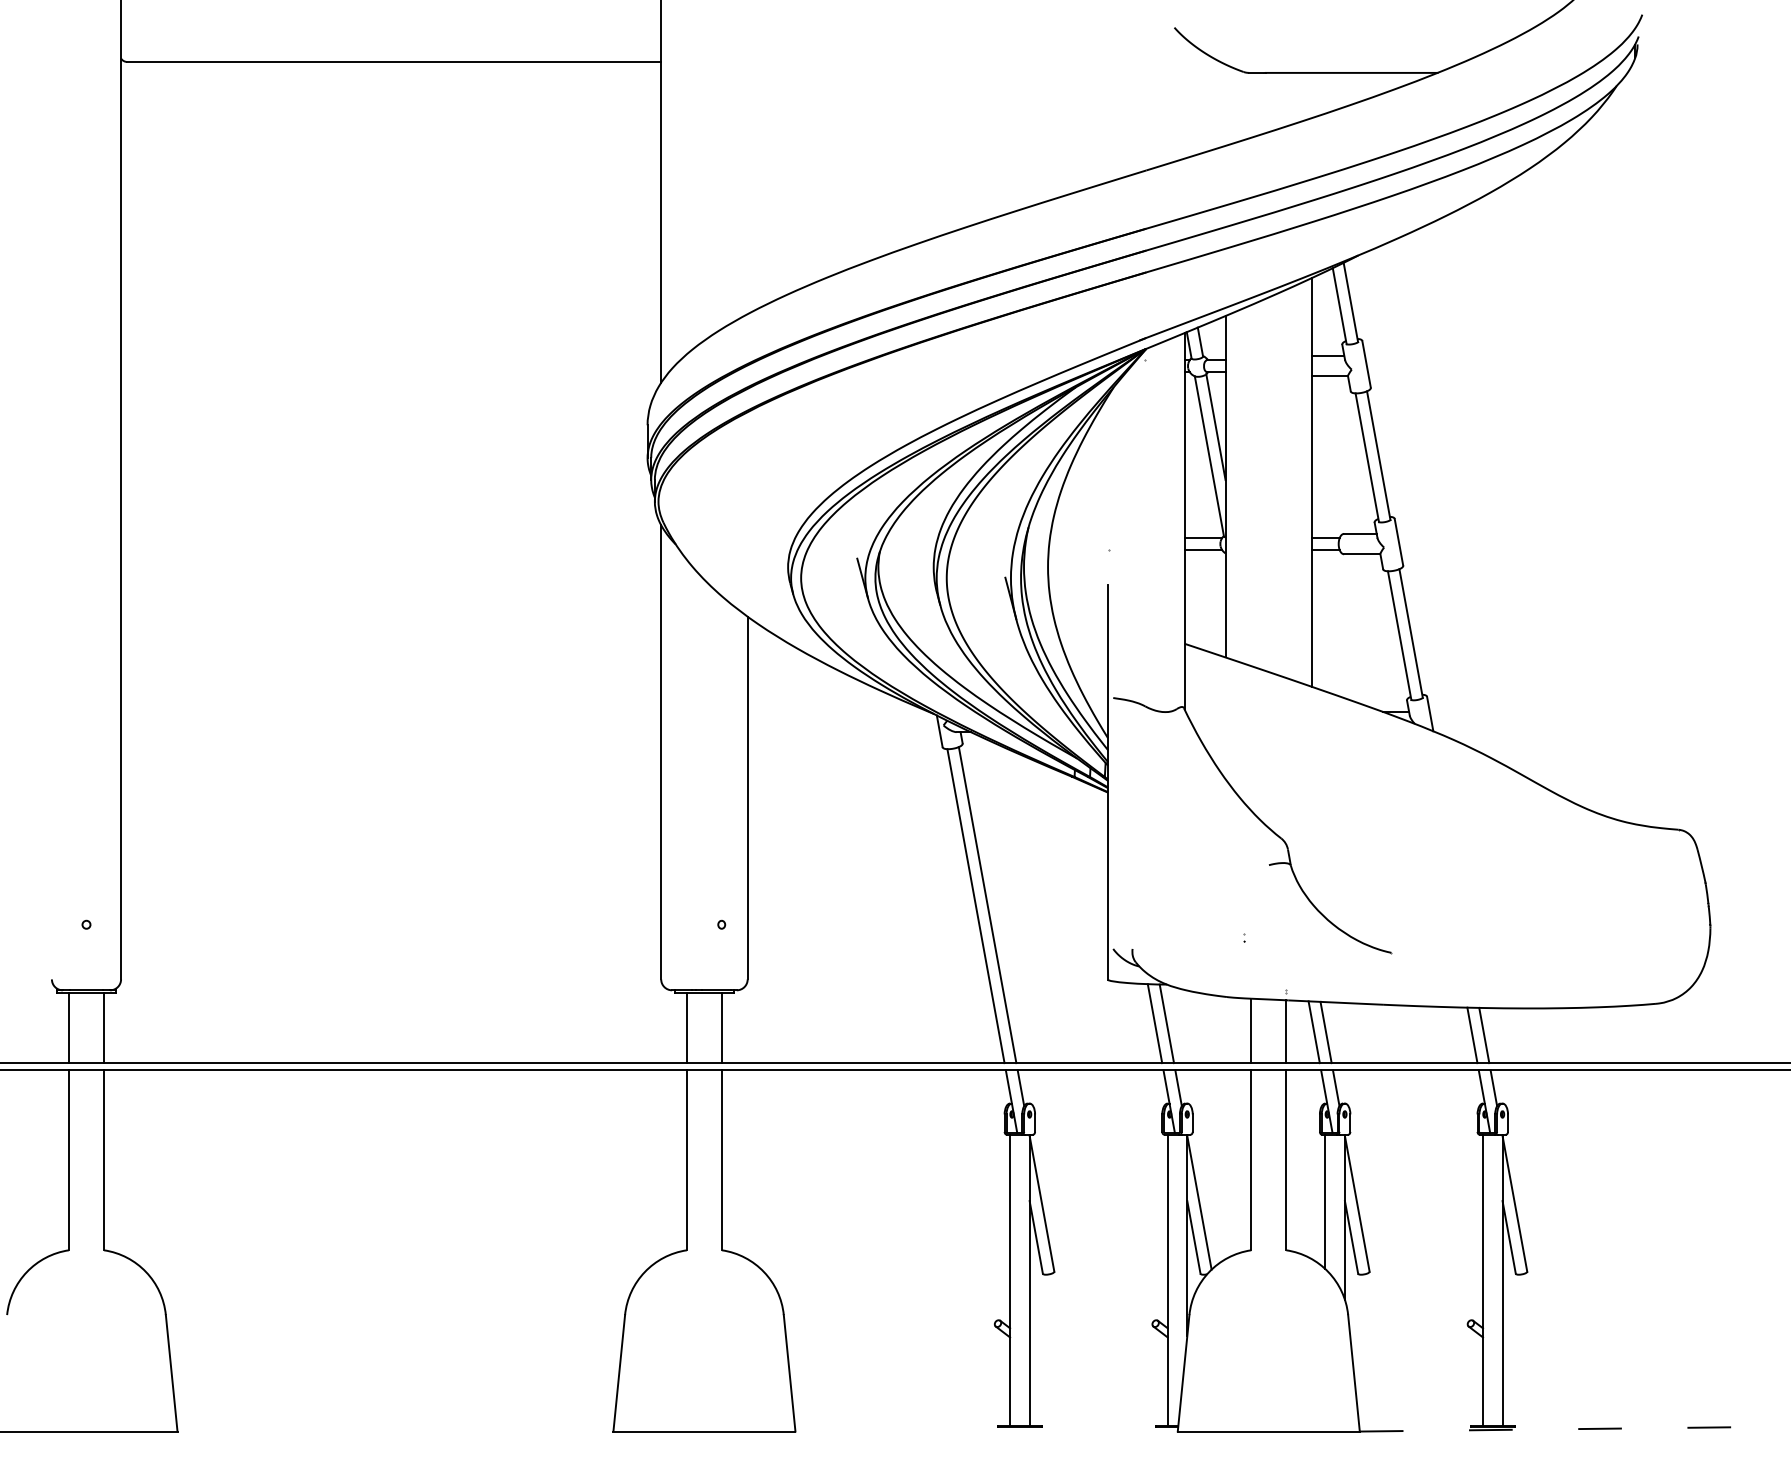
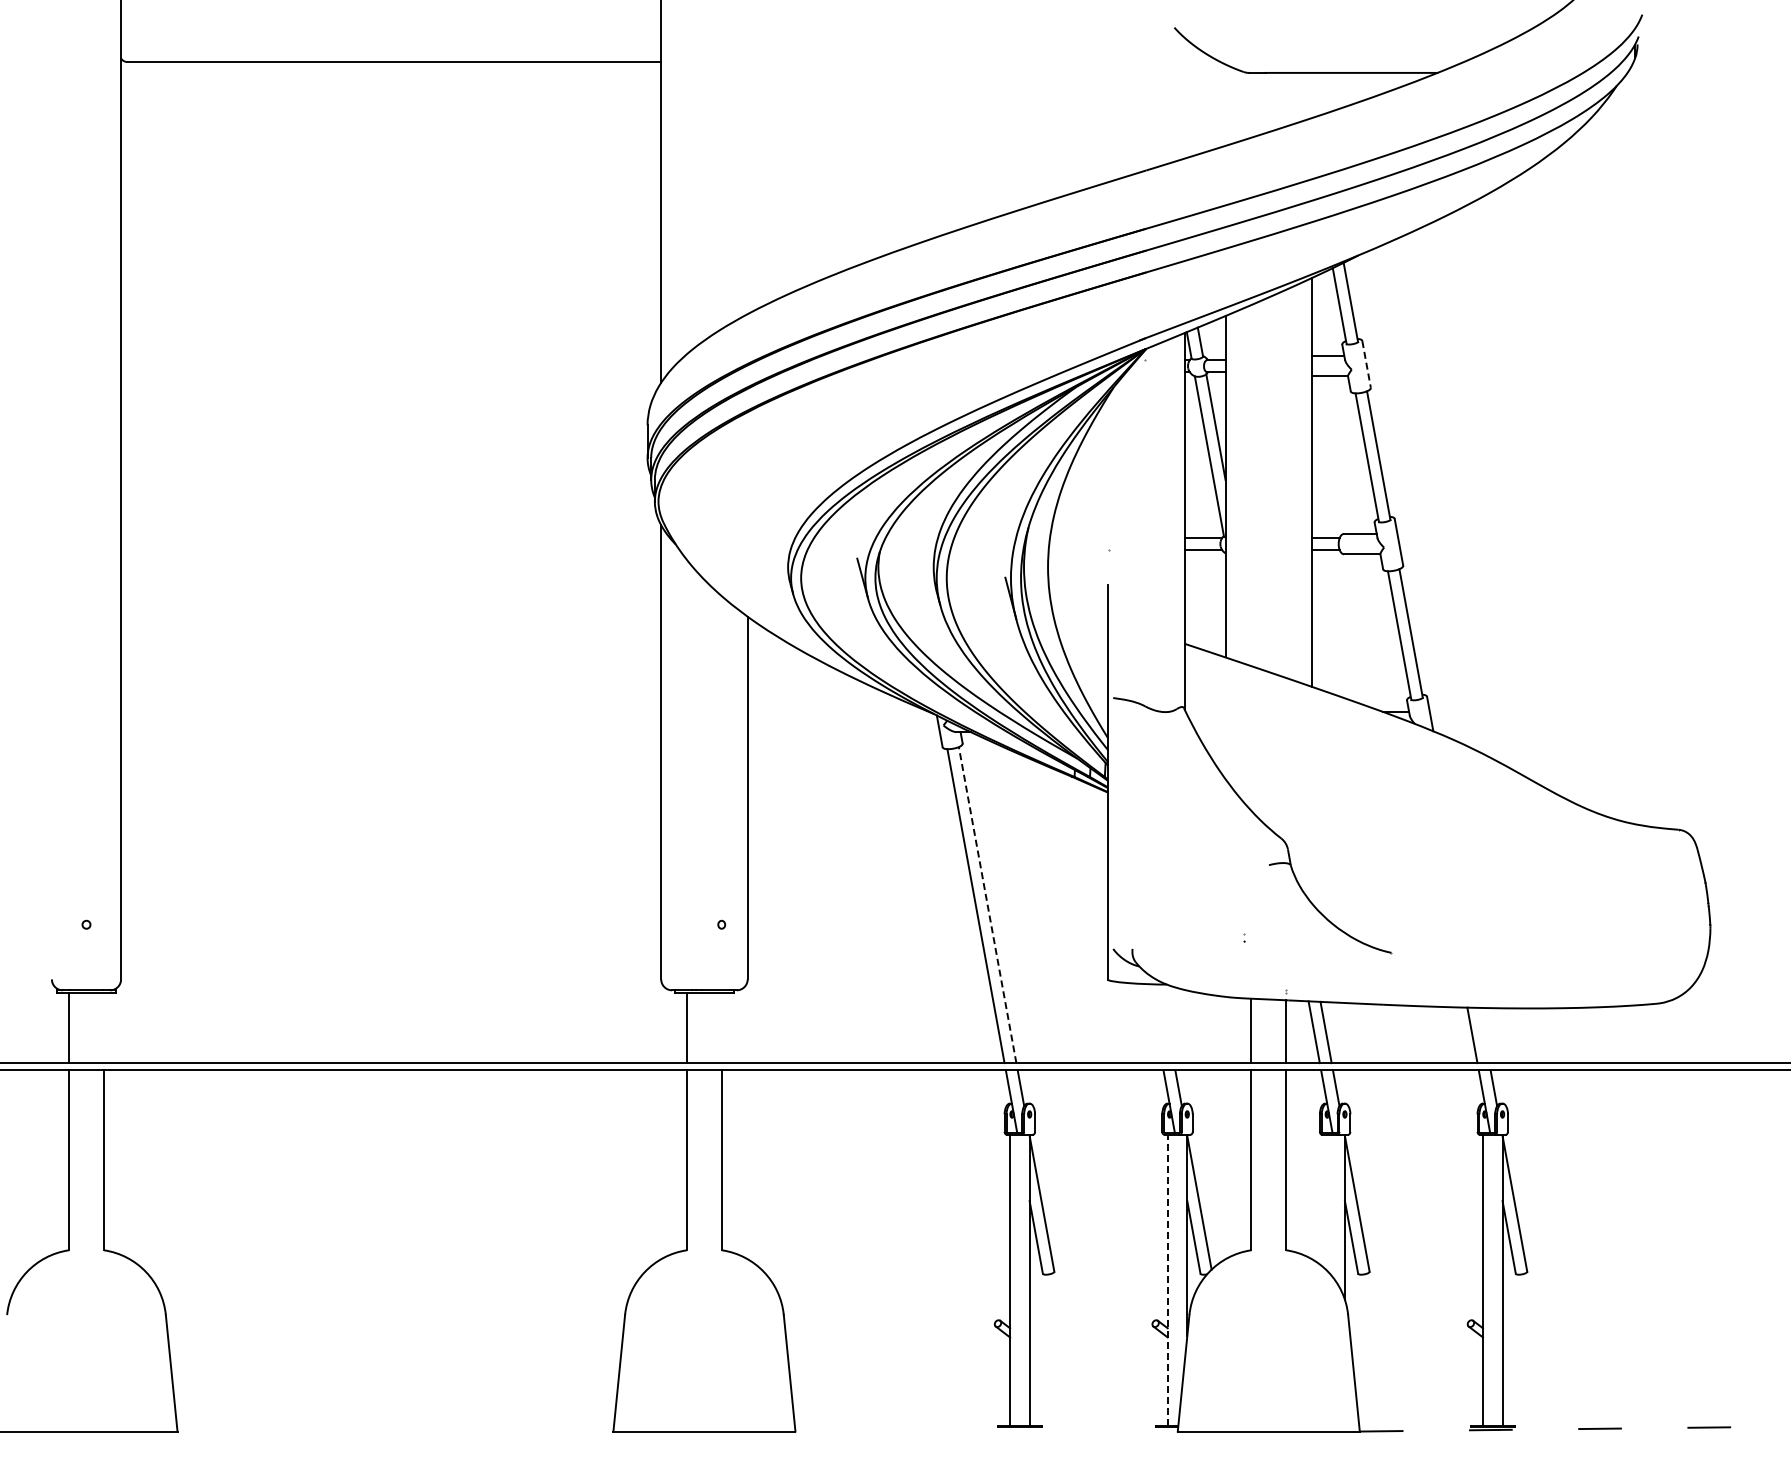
line: solid -> dashed (1366, 364)
line: solid -> dashed (987, 905)
line: present -> none (1154, 1023)
line: present -> none (1166, 1023)
line: present -> none (104, 1028)
line: present -> none (722, 1028)
line: present -> none (1484, 1035)
line: present -> none (1325, 1201)
line: solid -> dashed (1167, 1280)
